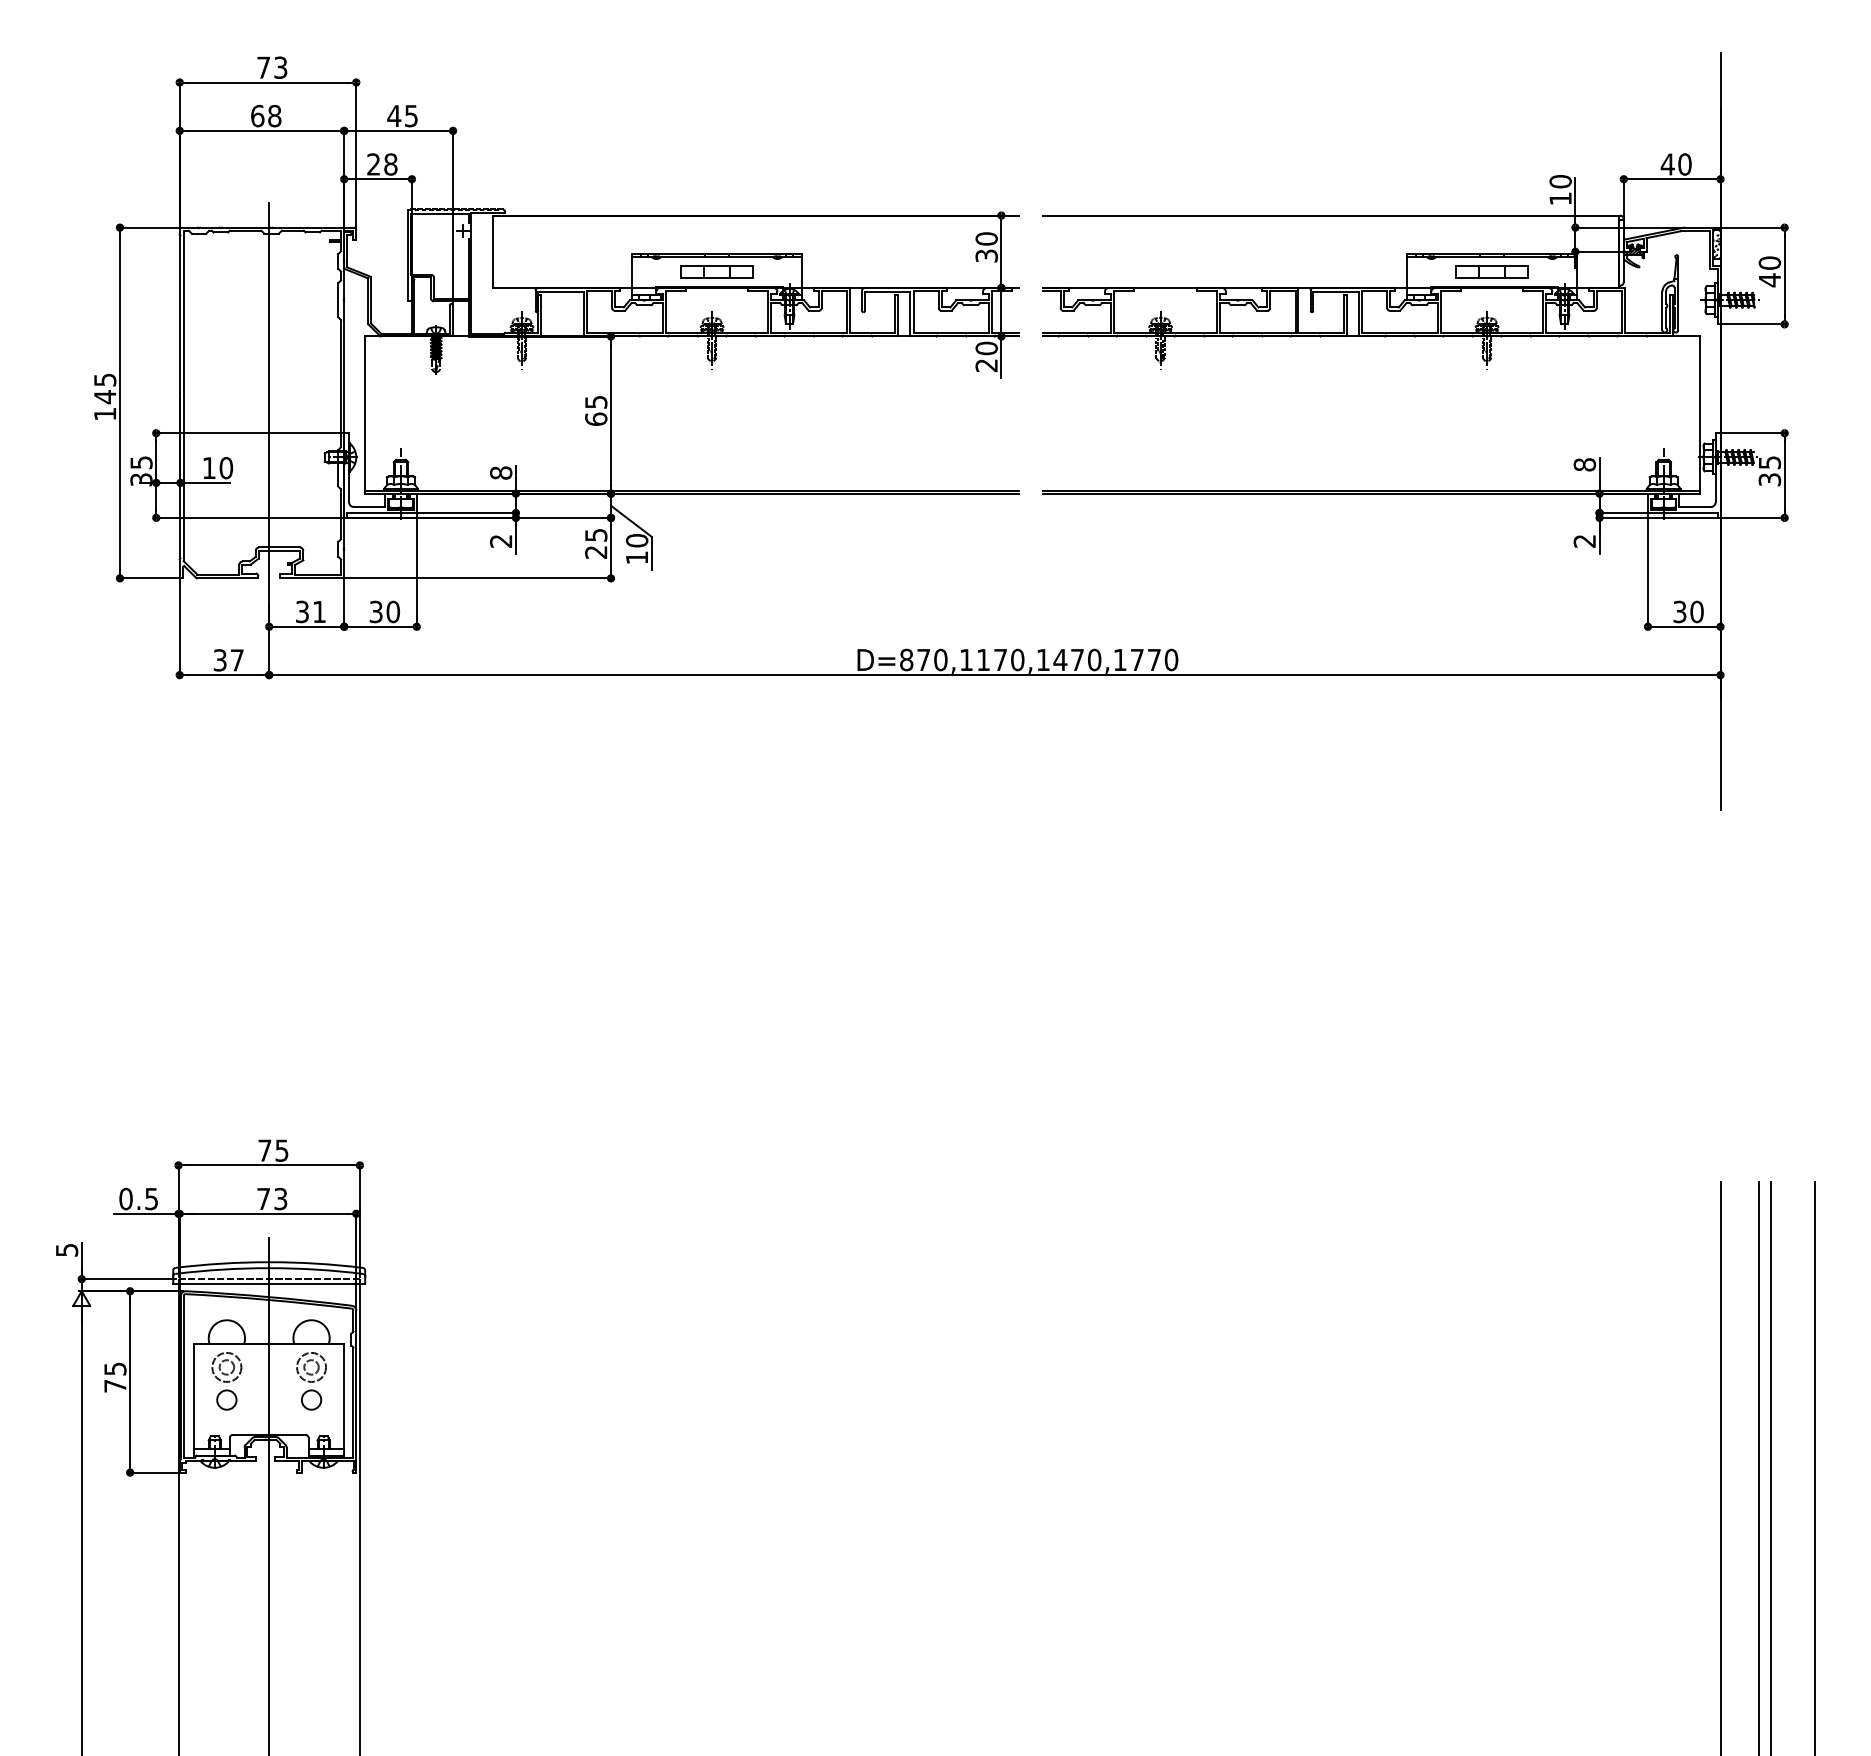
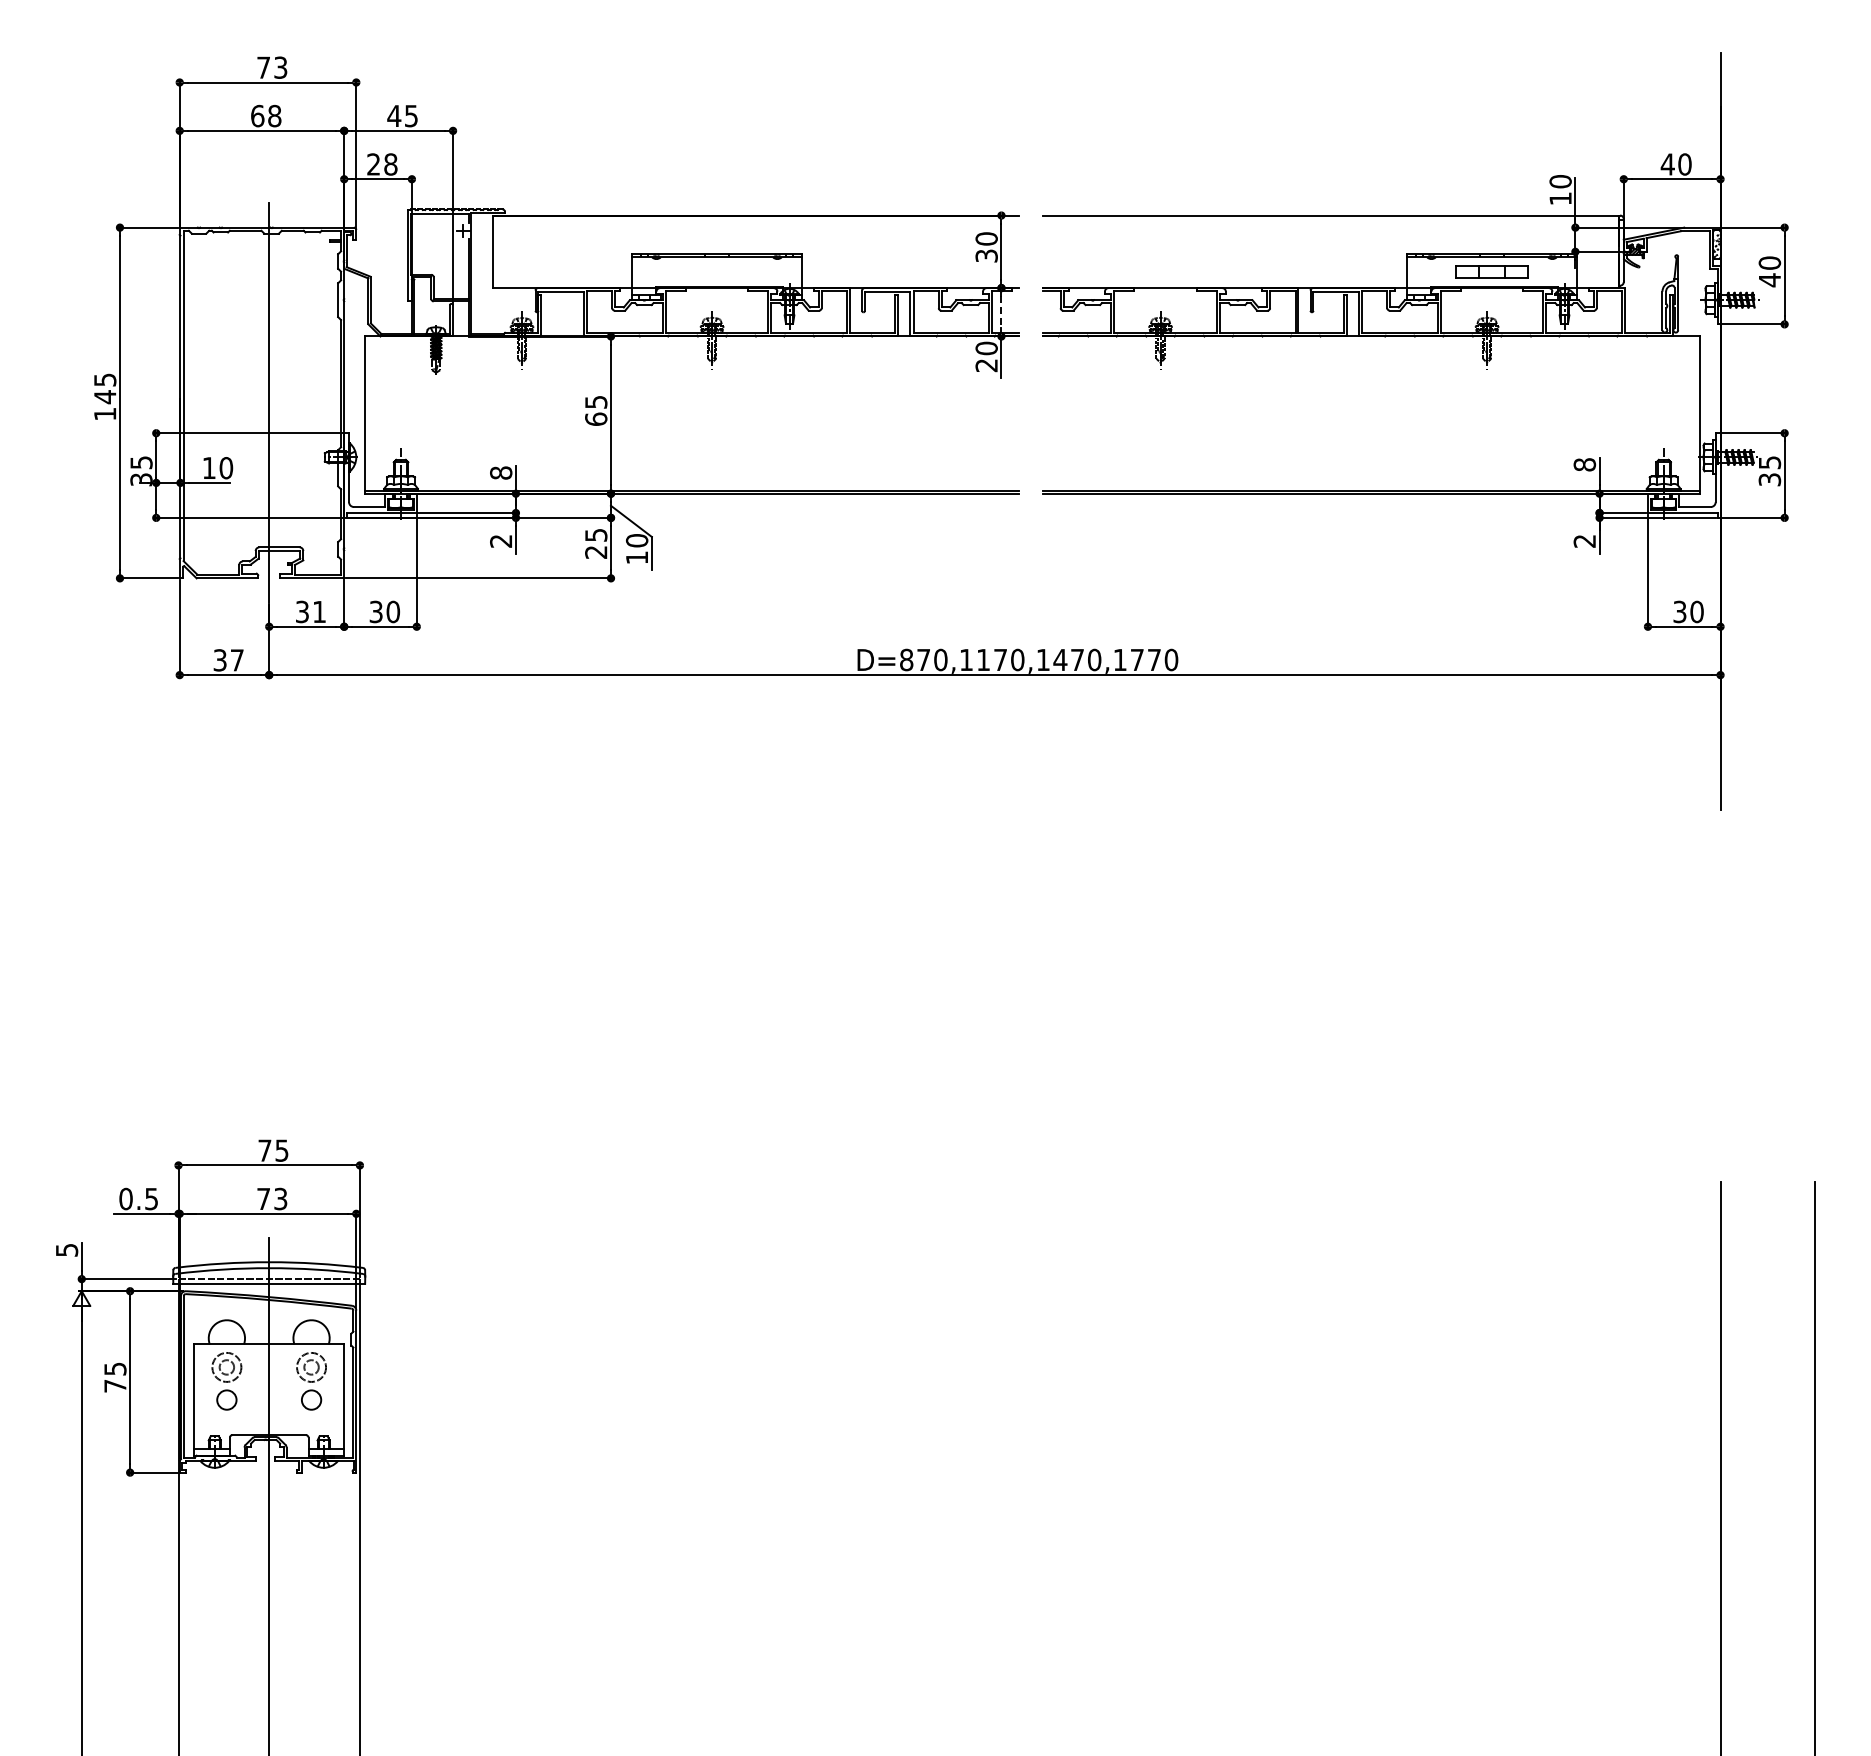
part: present -> none (716, 271)
line: solid -> dashed (1001, 312)
line: present -> none (1759, 1466)
line: present -> none (1771, 1466)
